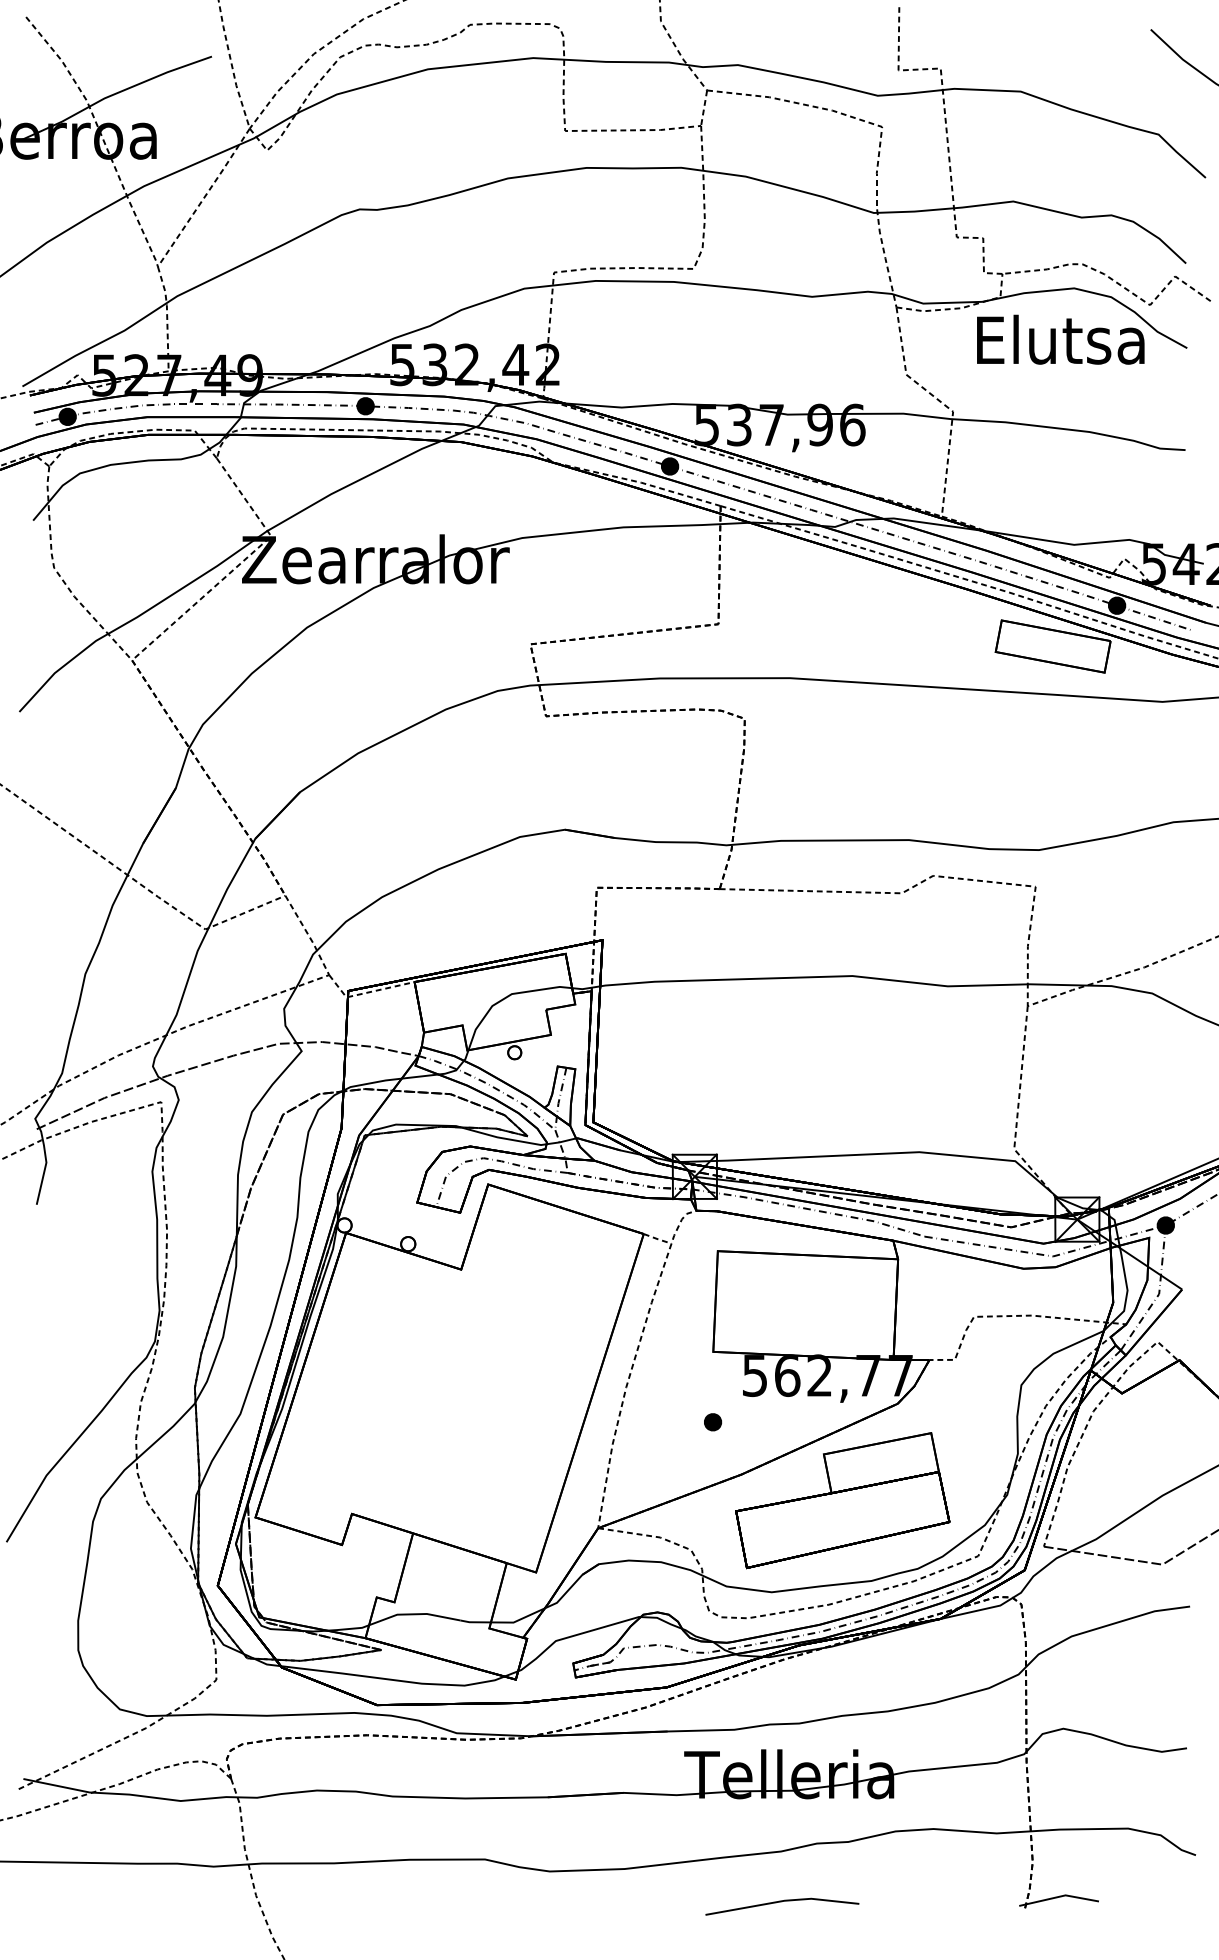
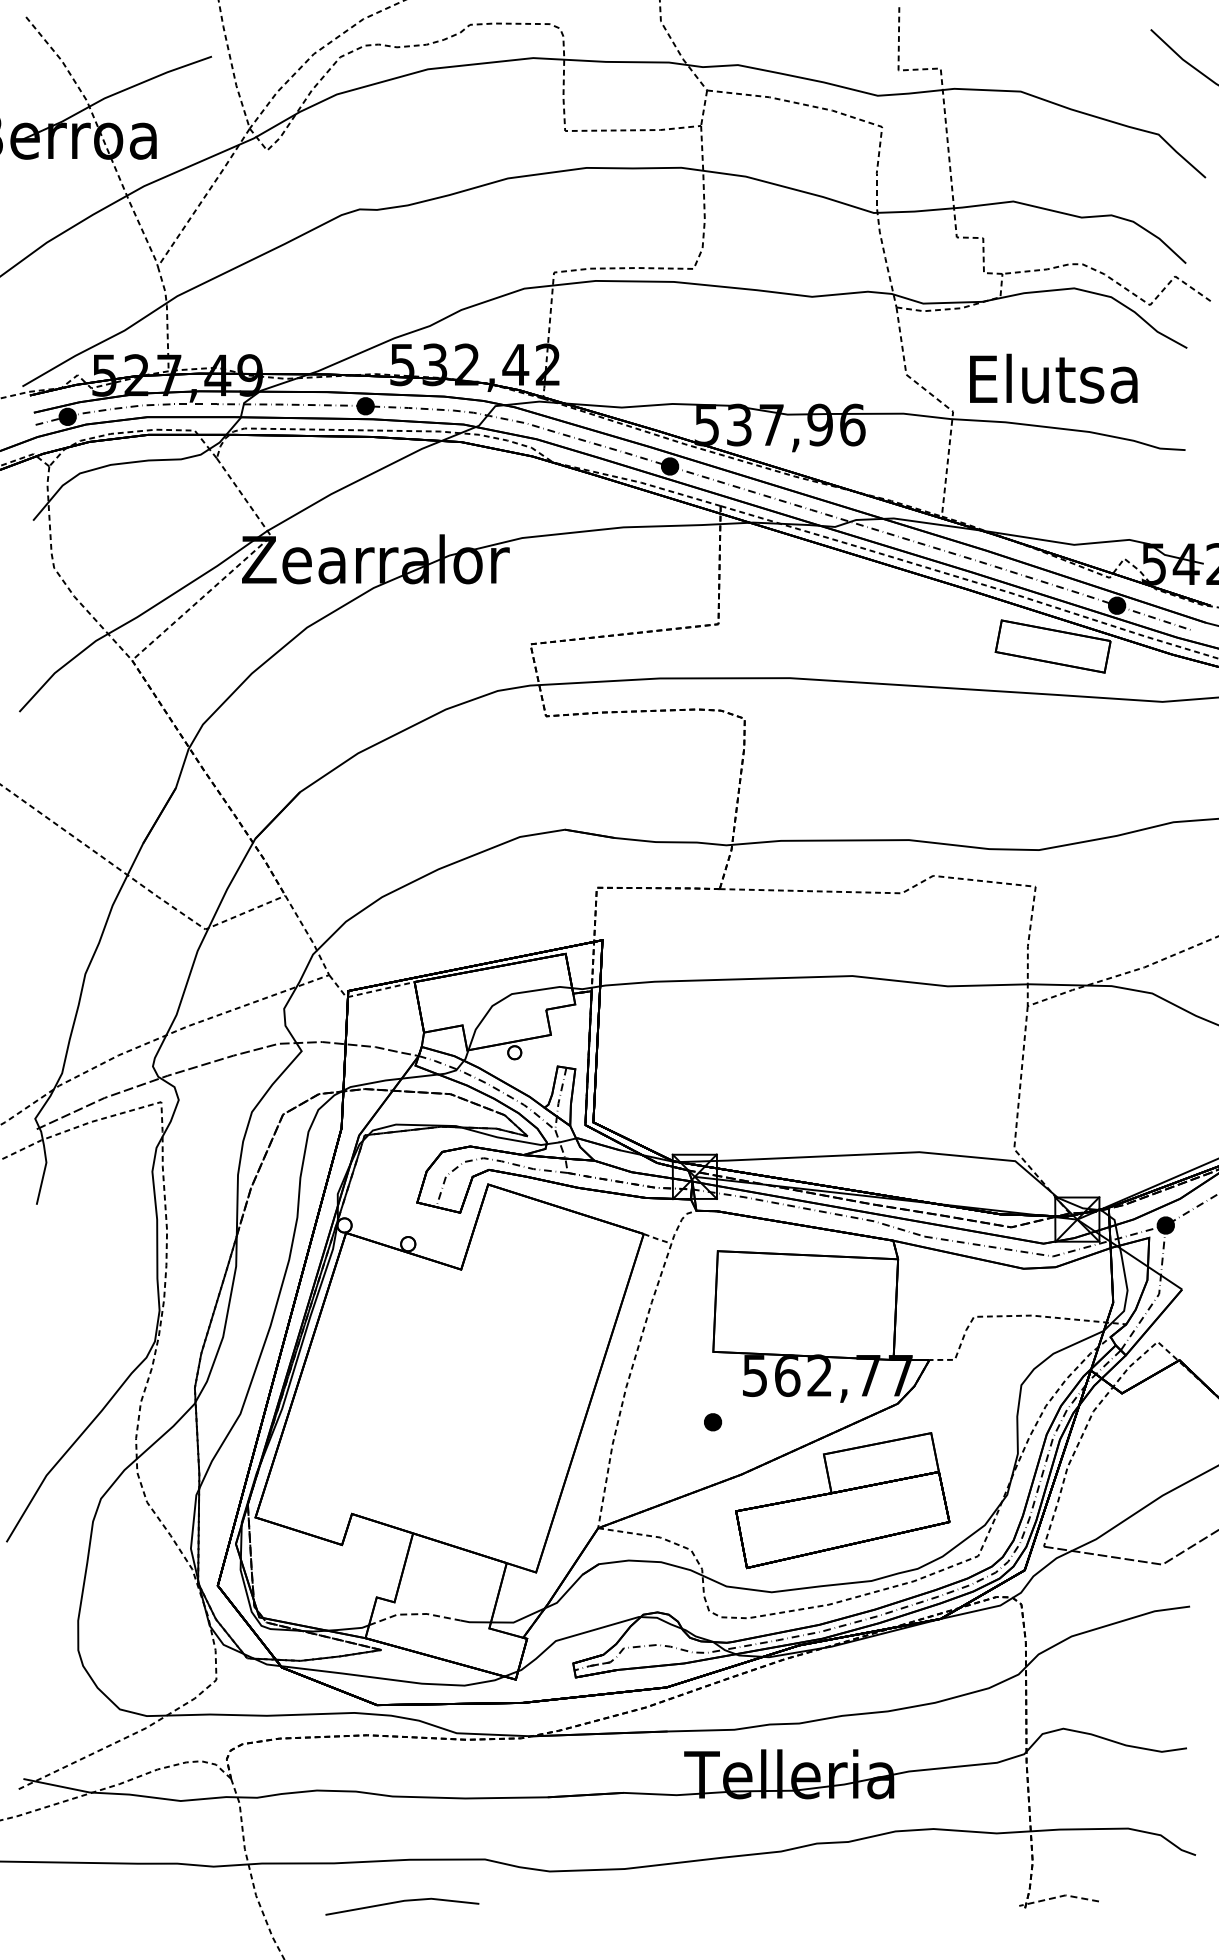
text position: (1060, 339) -> (1053, 378) (1053, 378)
line: solid -> dashed (414, 1614)
line: solid -> dashed (1058, 1896)
line position: (781, 1902) -> (401, 1902) (401, 1902)
